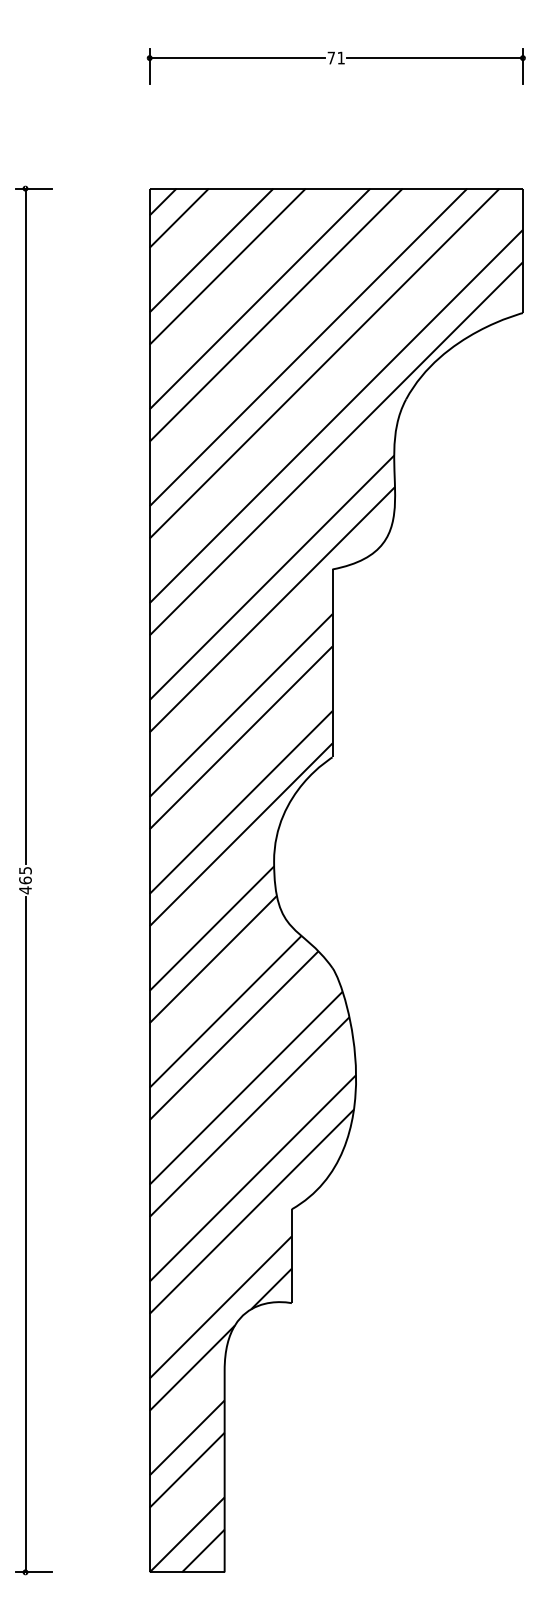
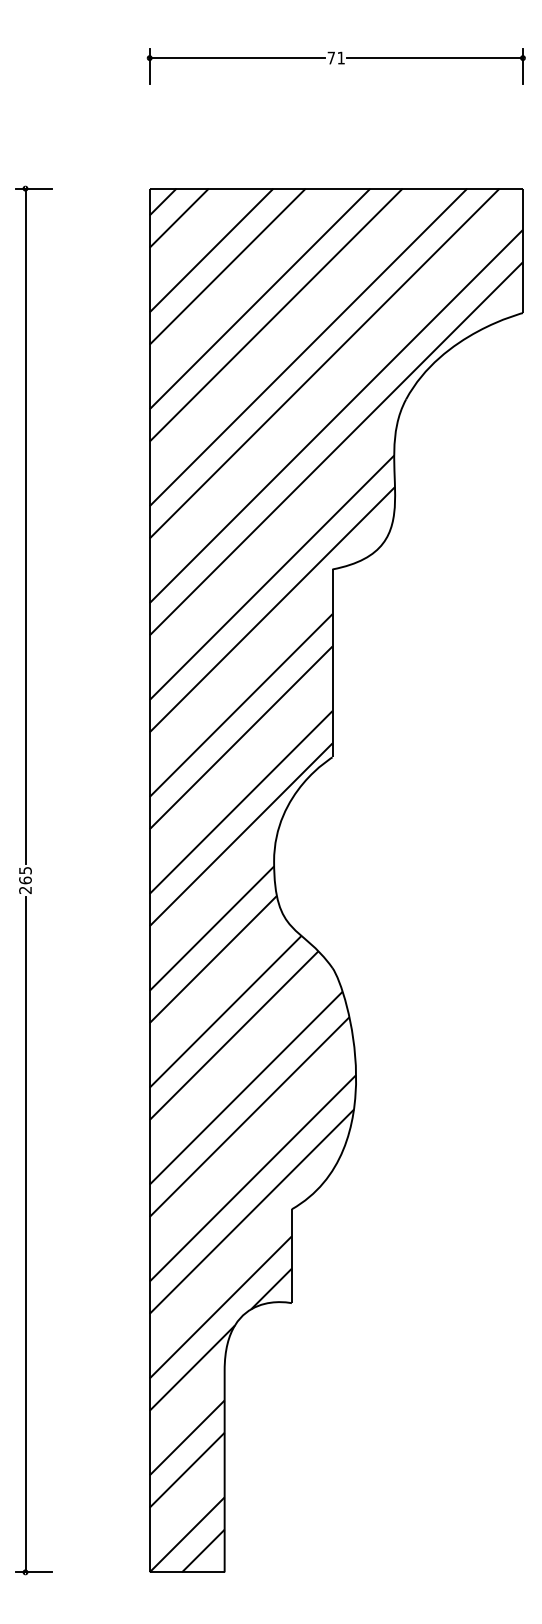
text: 465 -> 265 (25, 890)
